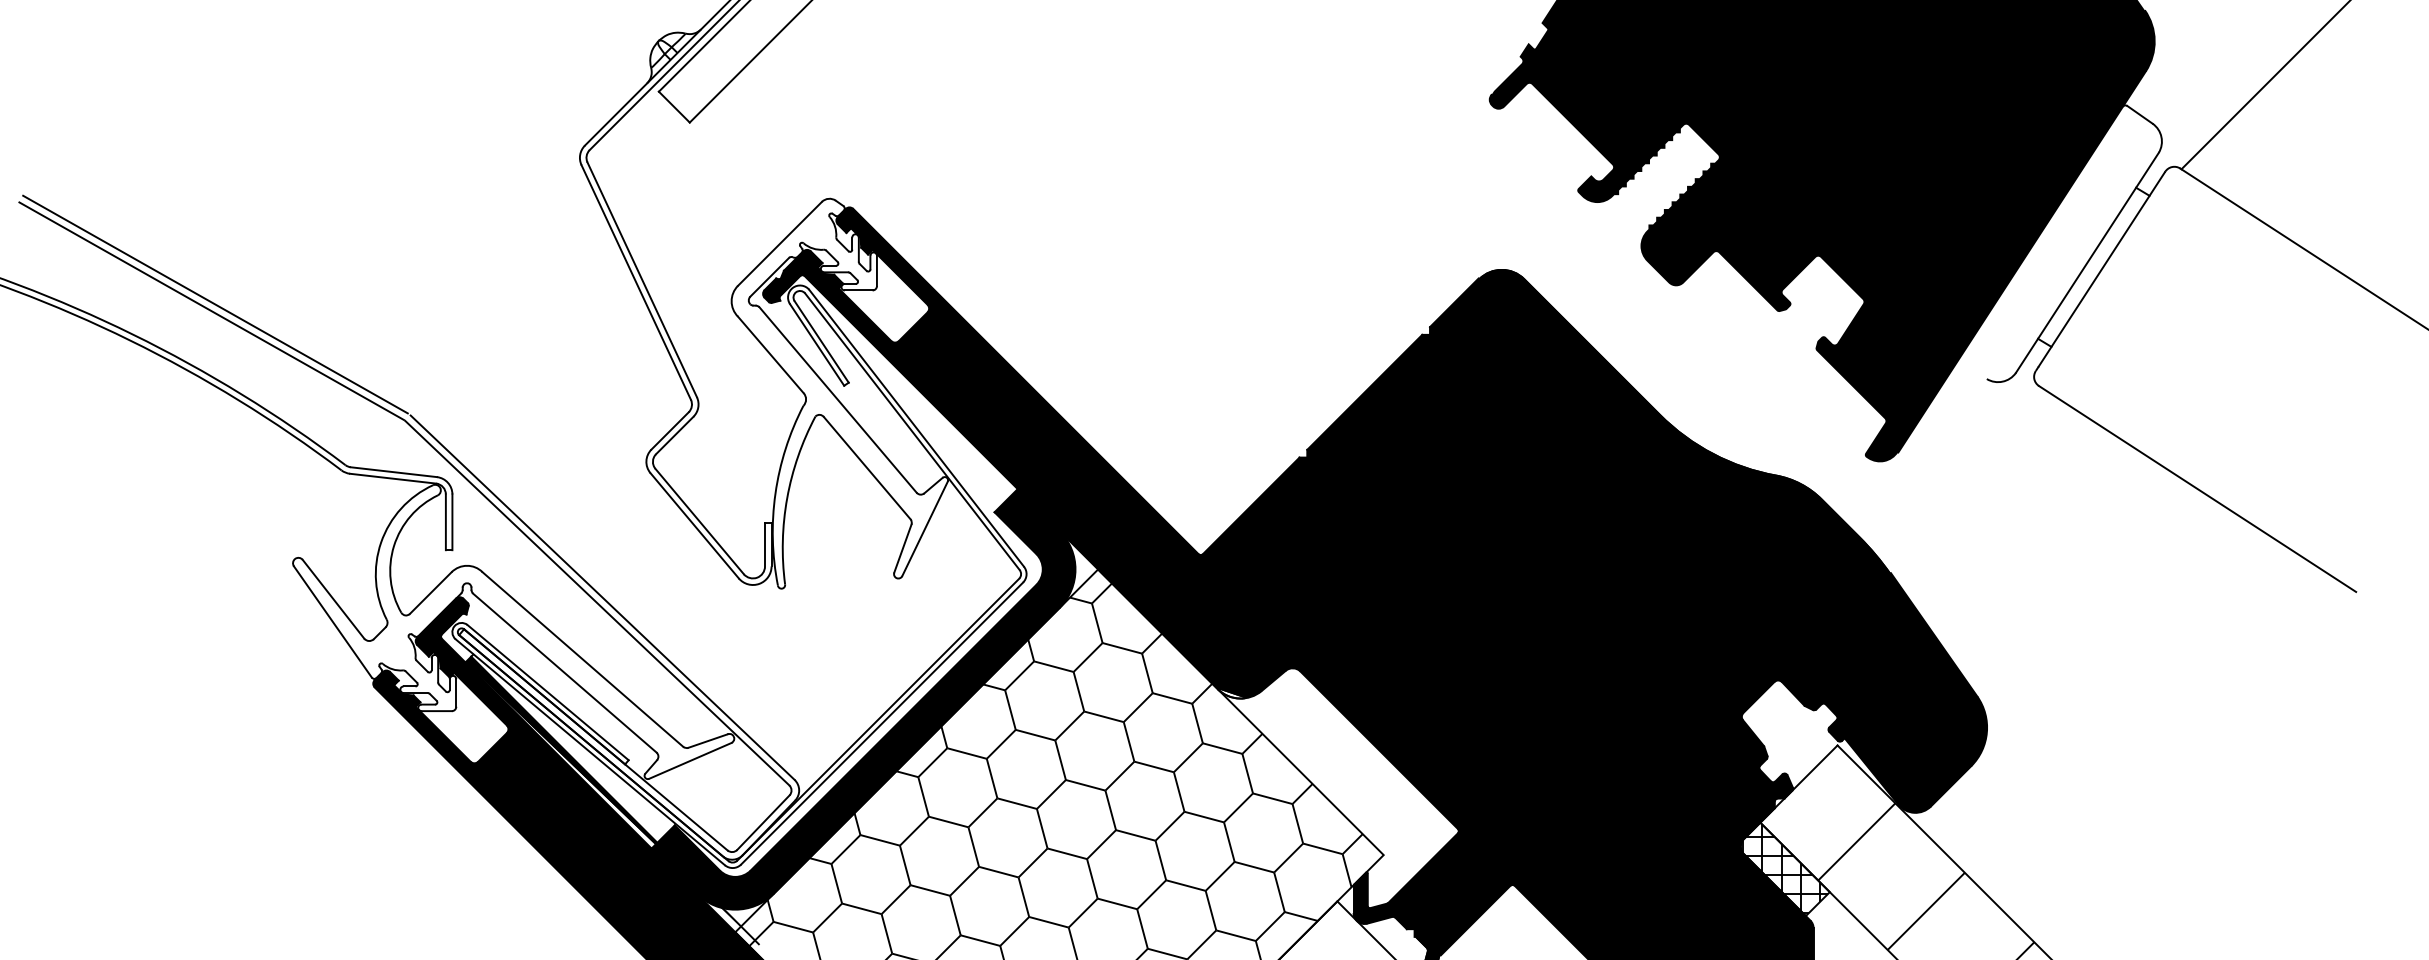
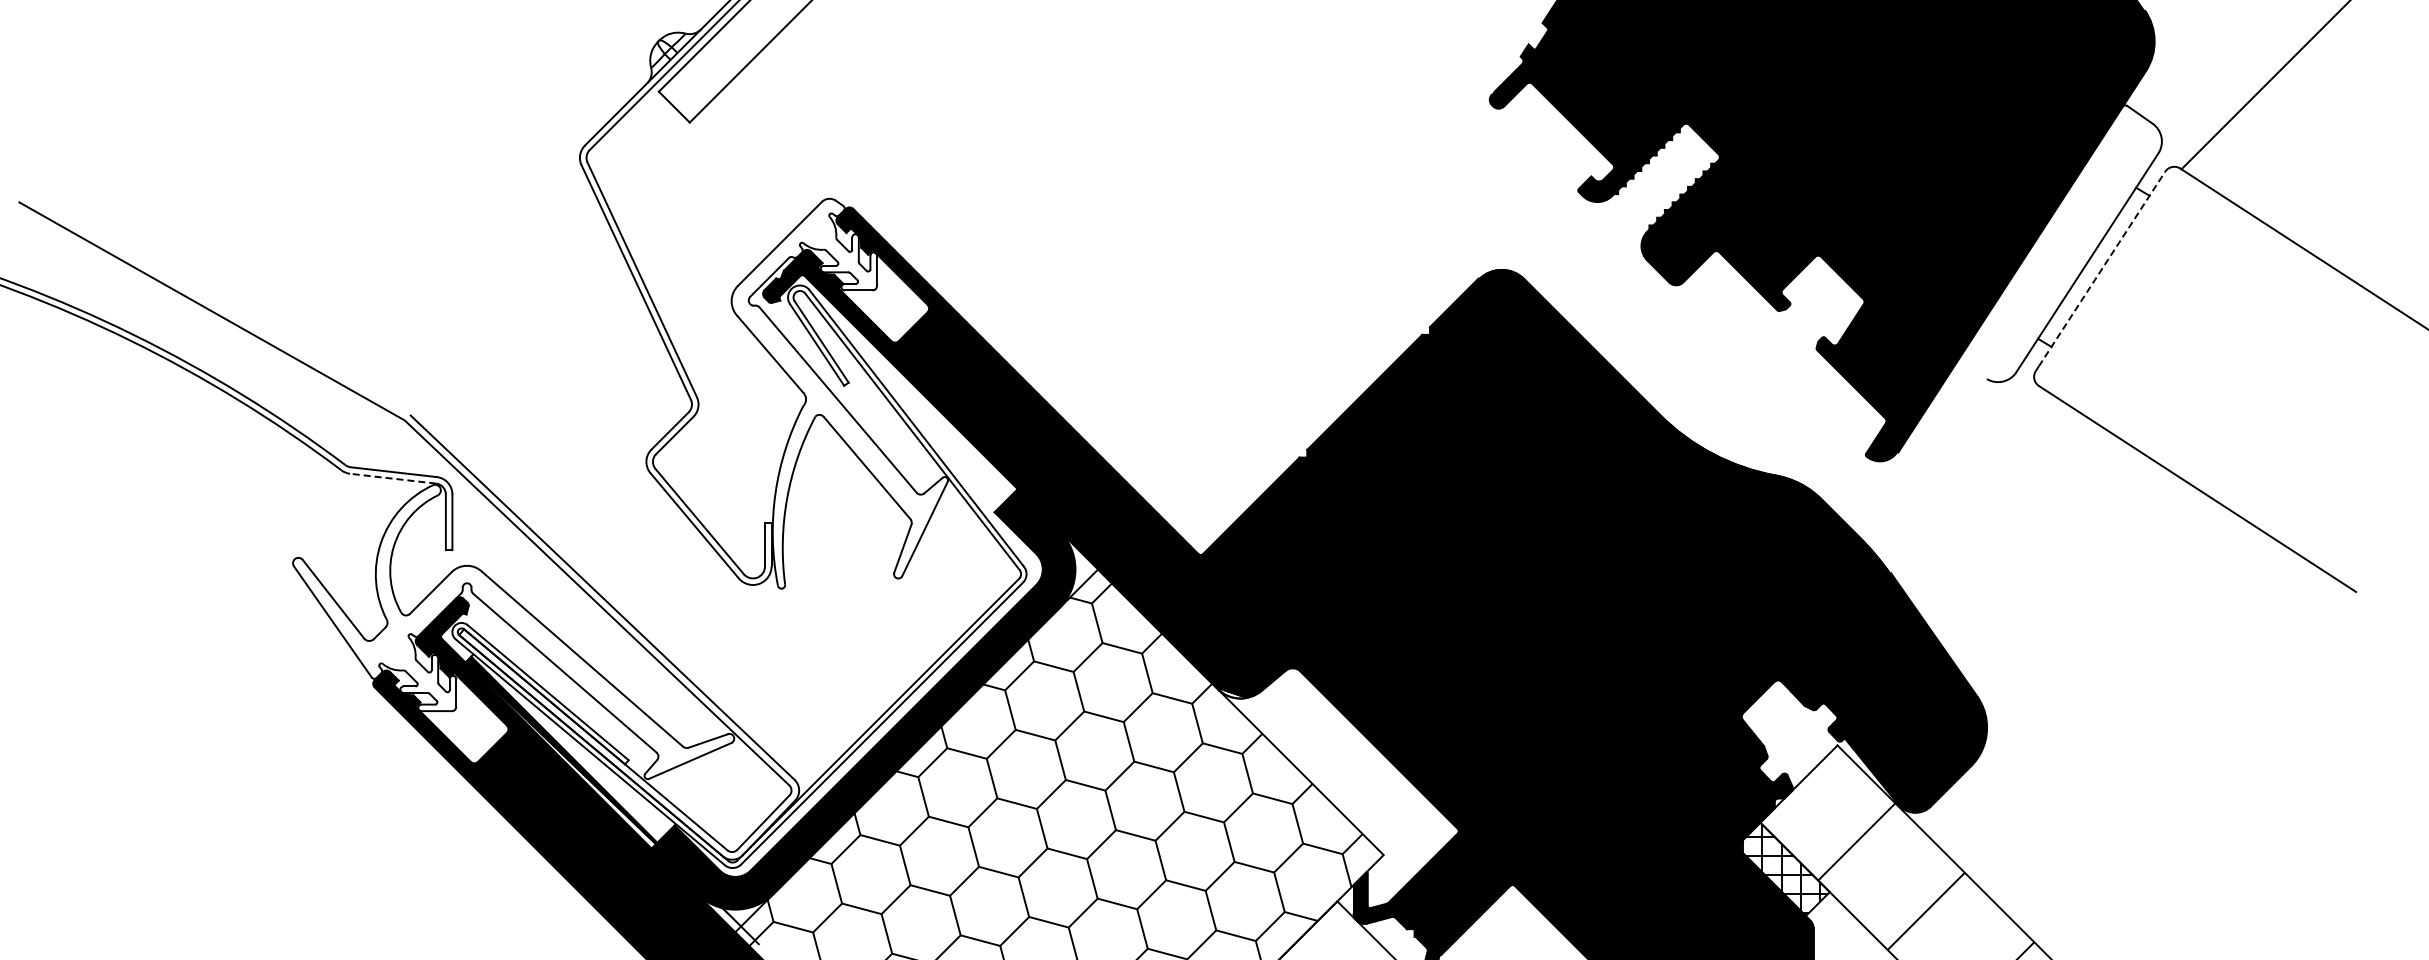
line: solid -> dashed (2101, 269)
line: present -> none (215, 304)
line: solid -> dashed (392, 478)
